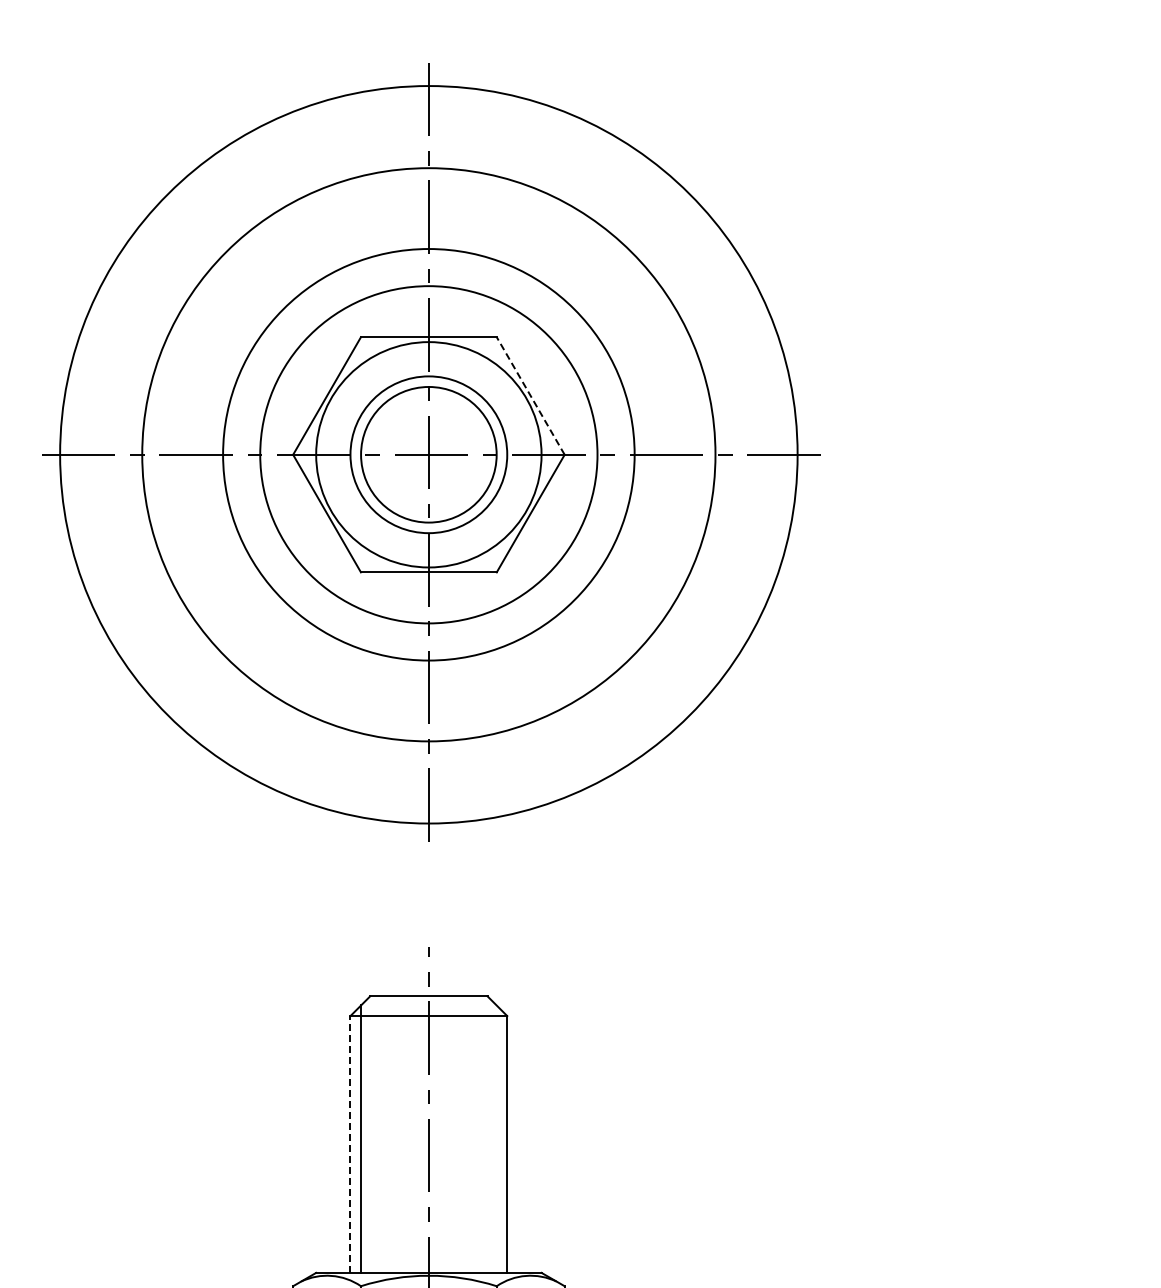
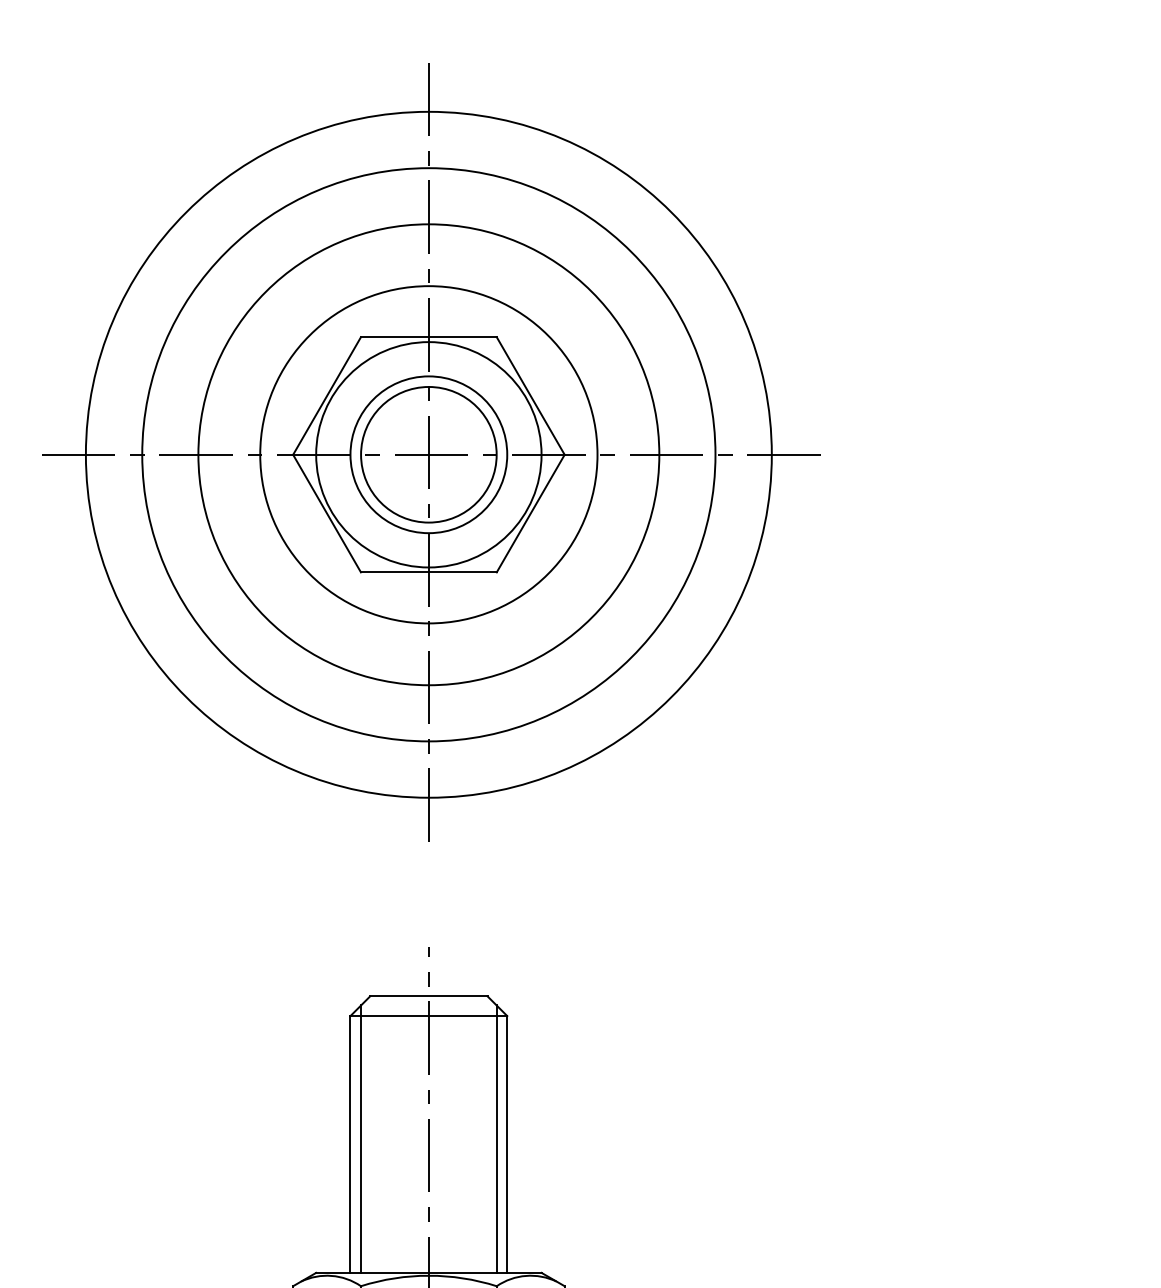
line: dashed -> solid (530, 396)
circle diameter: 412 px -> 686 px (428, 454)
circle diameter: 737 px -> 461 px (428, 454)
line: none -> present (496, 1138)
line: dashed -> solid (350, 1143)
